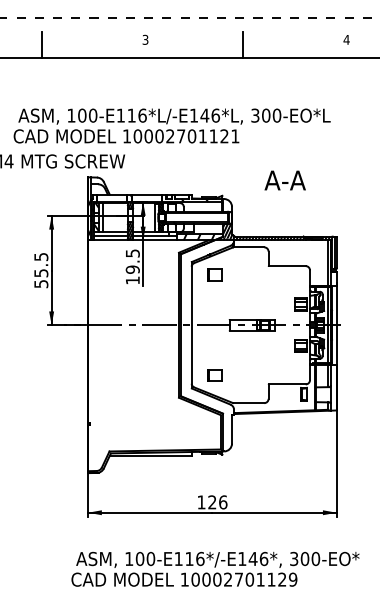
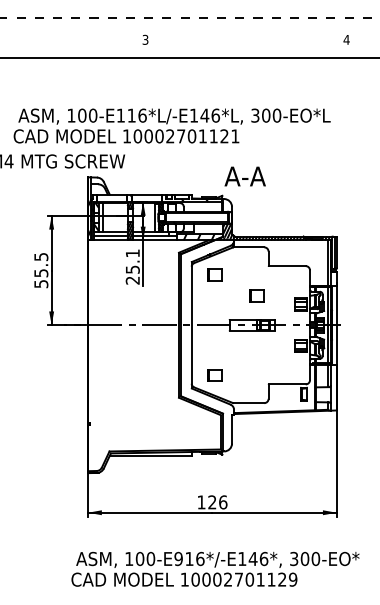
line: present -> none (41, 44)
line: present -> none (242, 44)
text position: (284, 180) -> (244, 176) (244, 176)
text: 19.5 -> 25.1 (132, 266)
part: none -> present (256, 295)
text: 100-E116*/-E146*, -> 100-E916*/-E146*, (178, 558)
